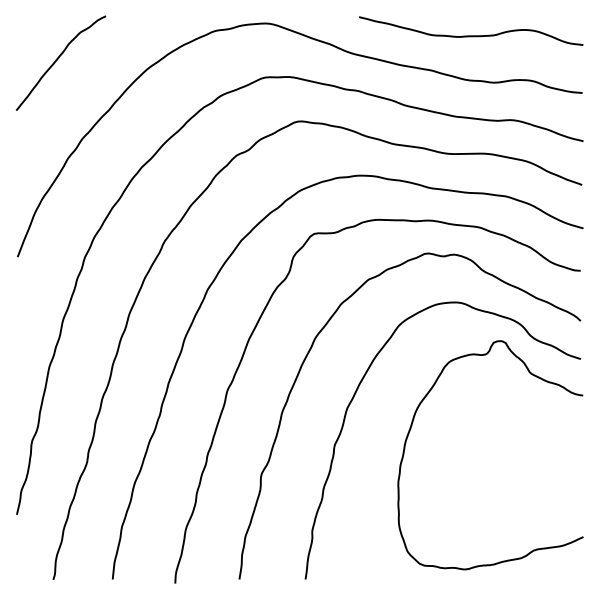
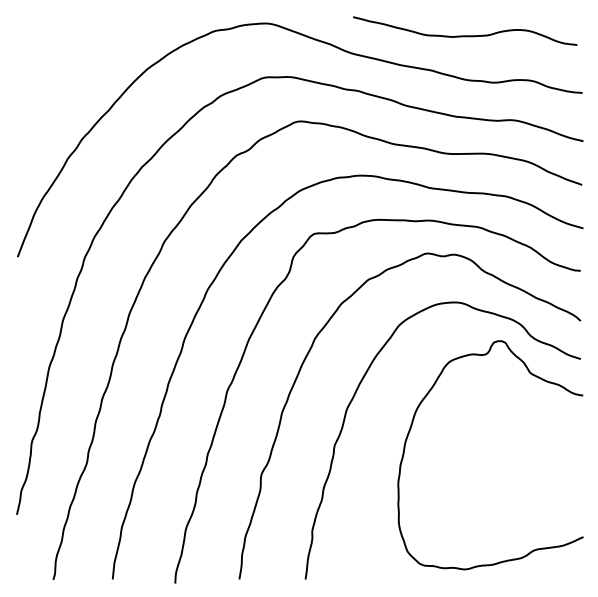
curve position: (471, 35) -> (465, 35) (465, 35)
curve: present -> none (58, 59)
